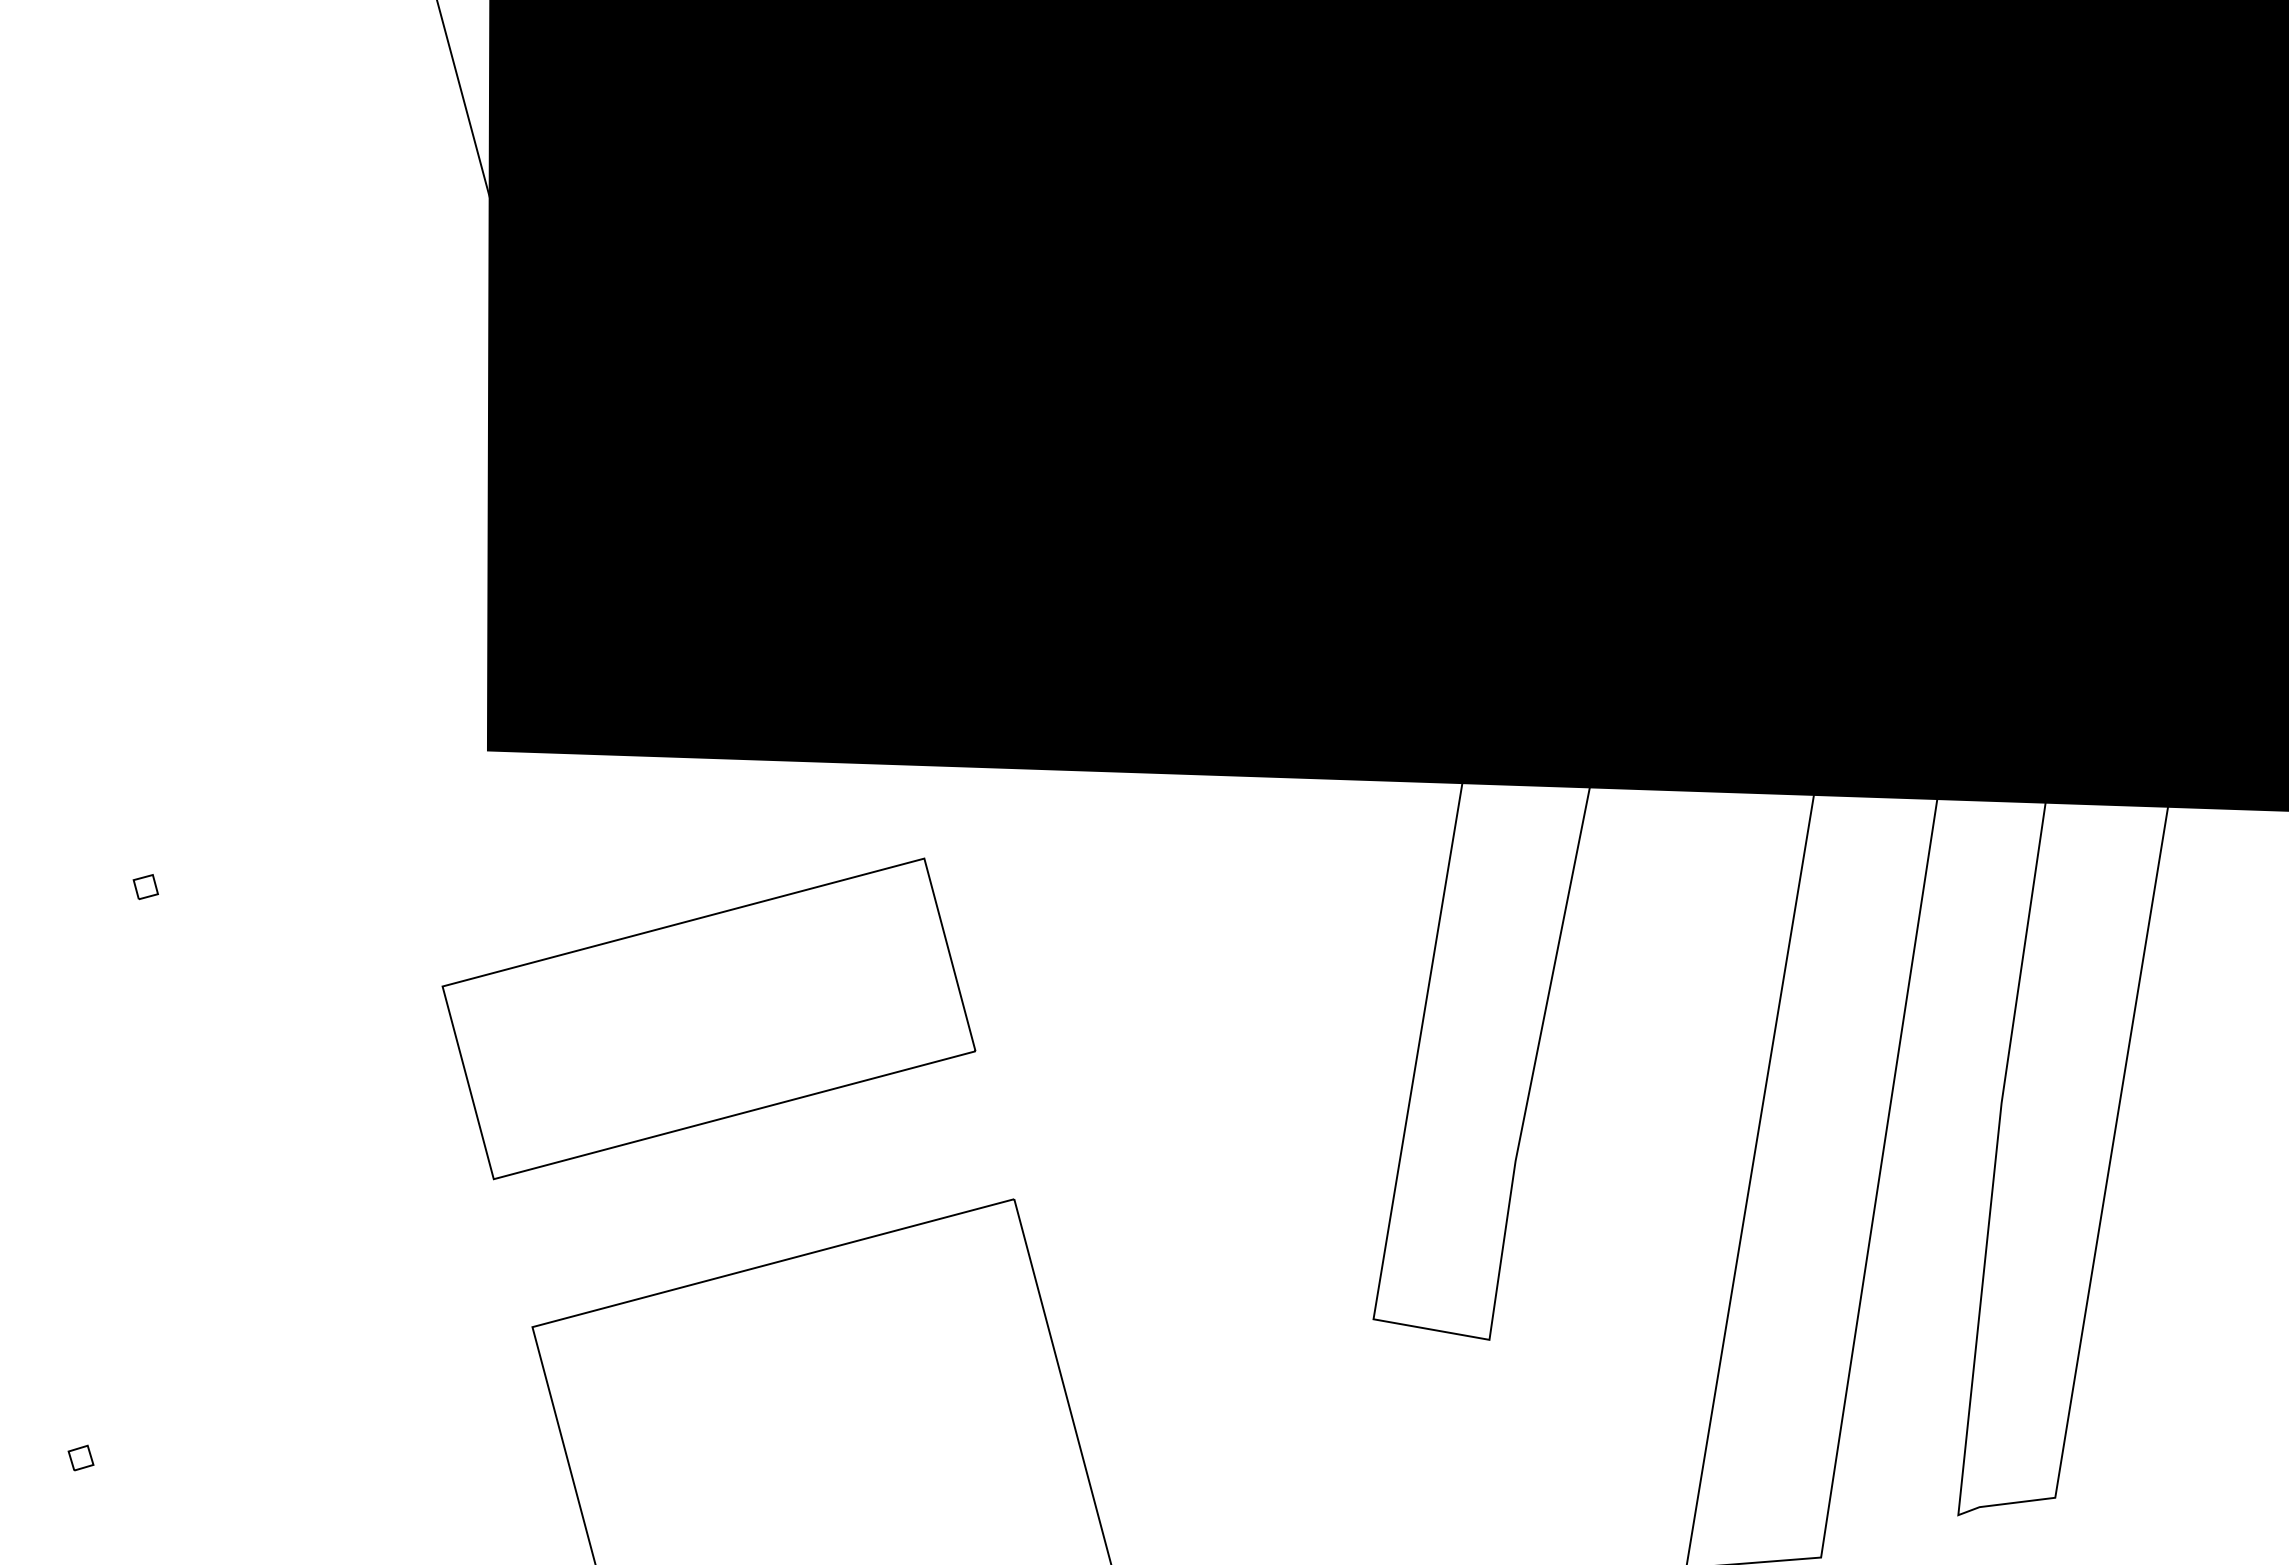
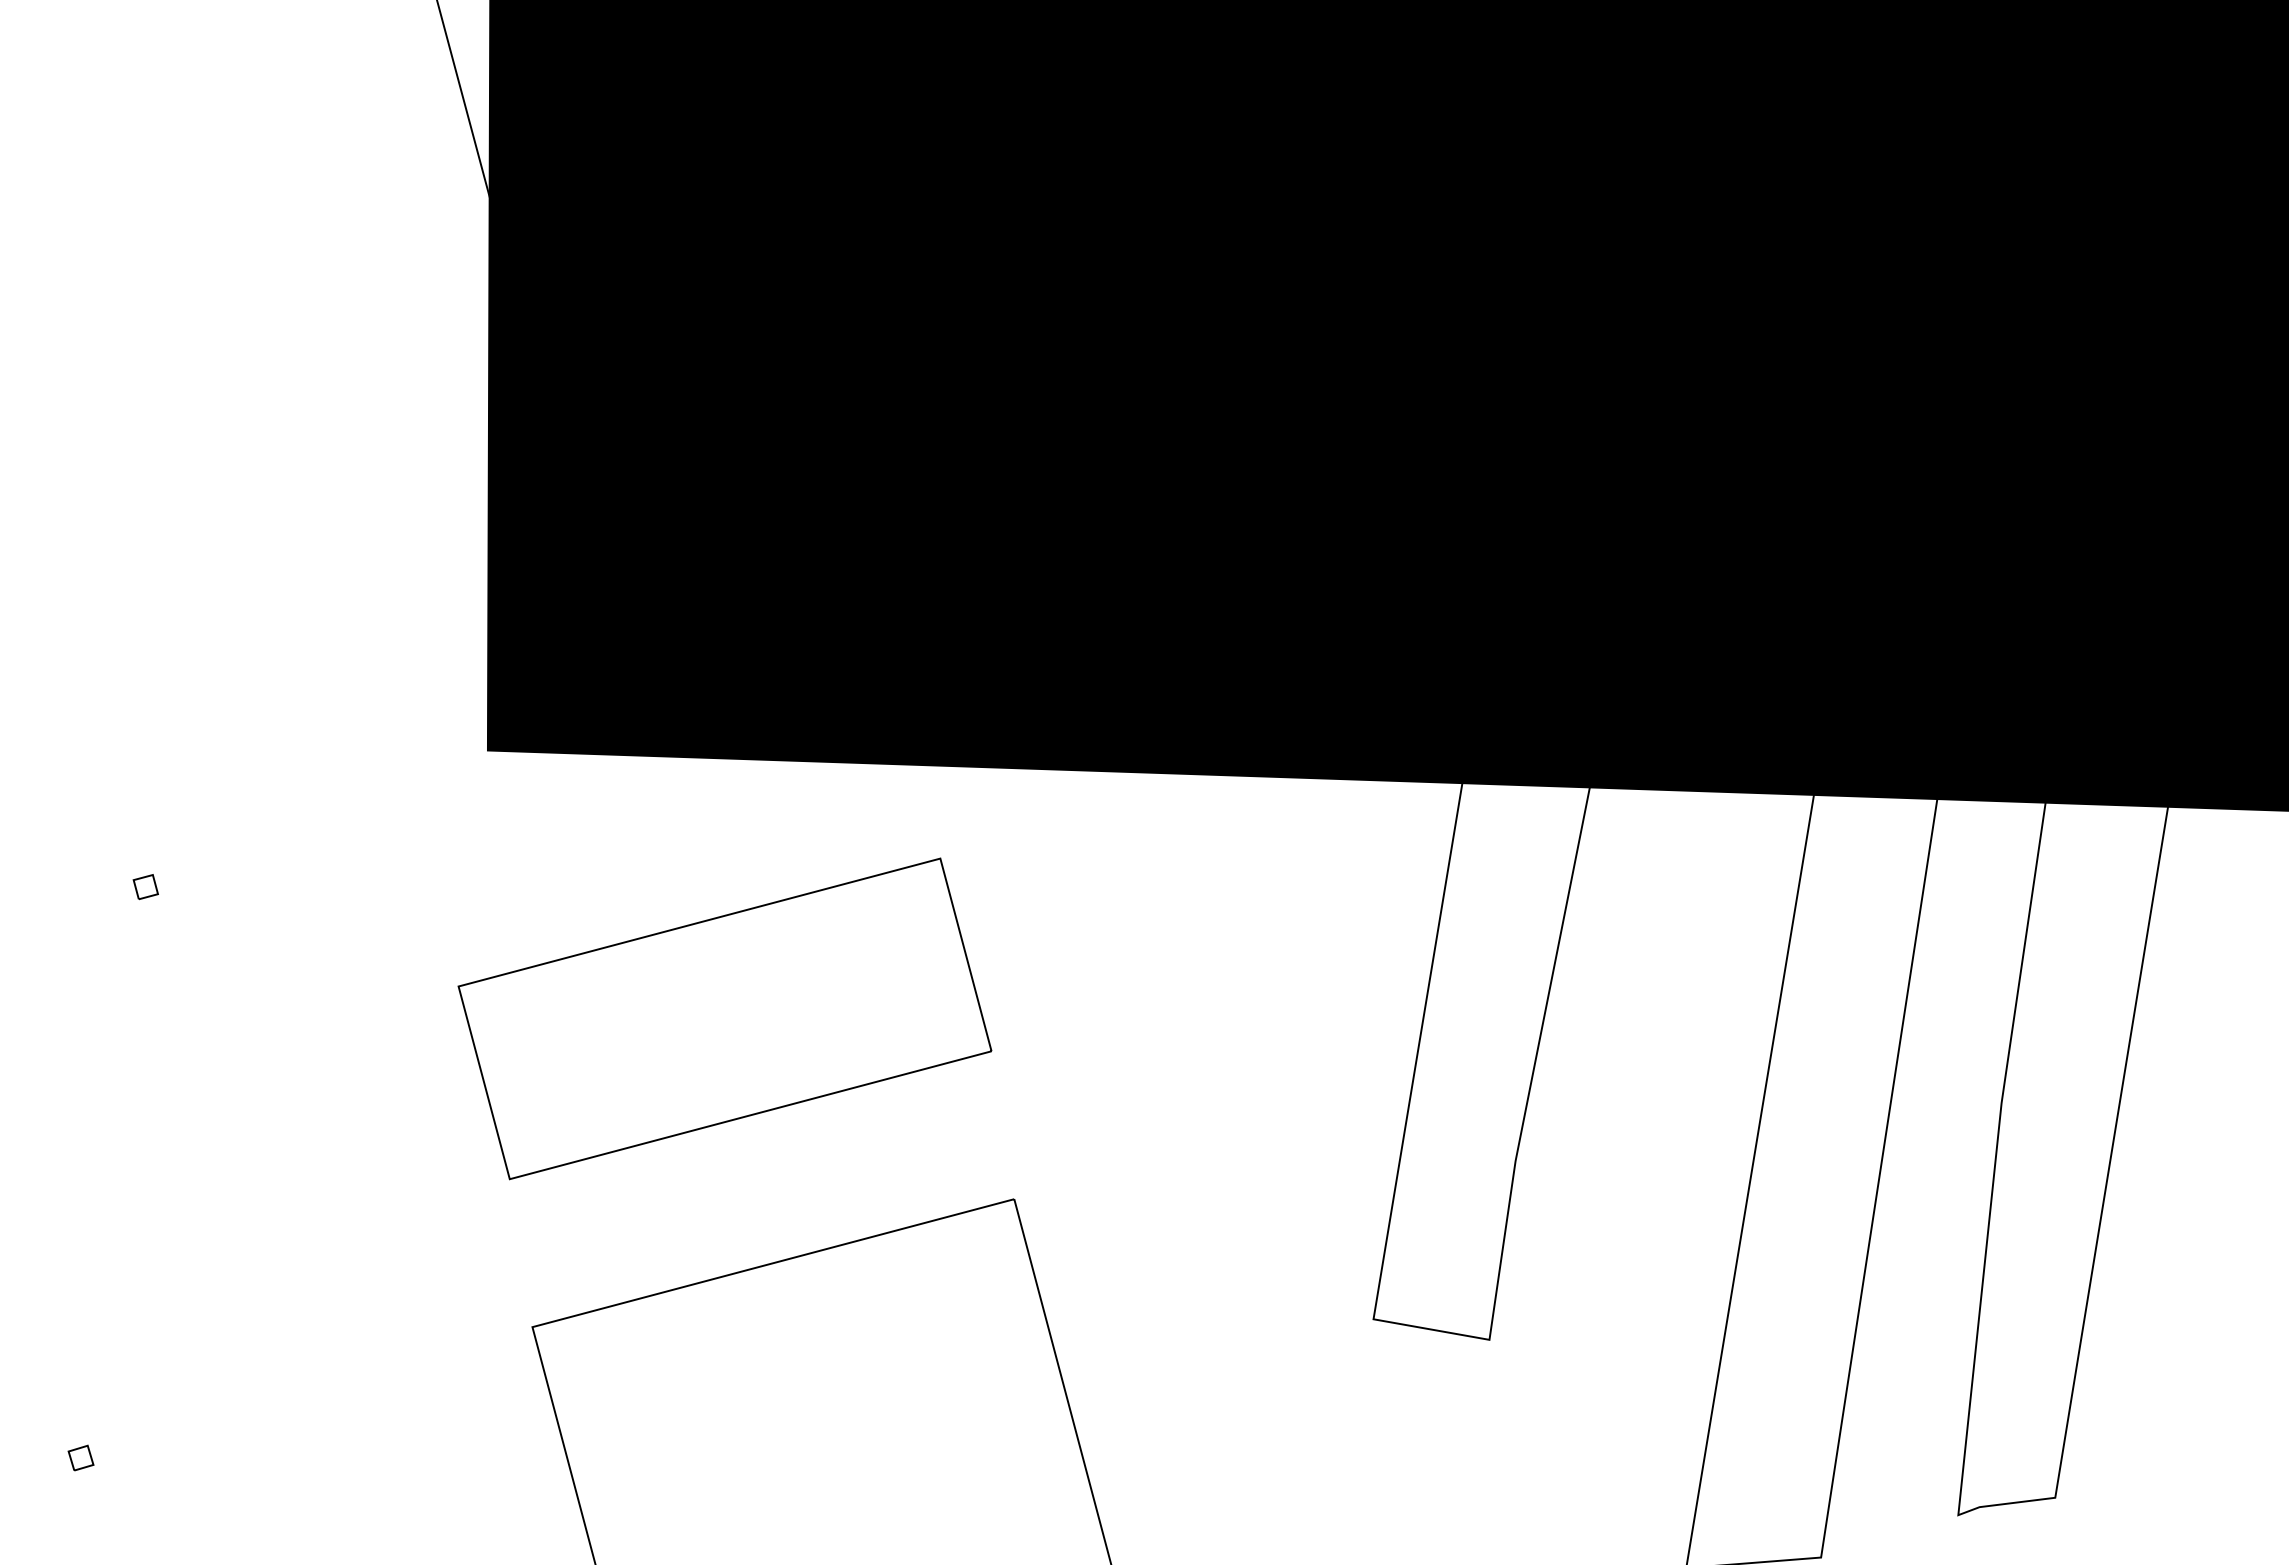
part position: (708, 1018) -> (724, 1018) (724, 1018)
